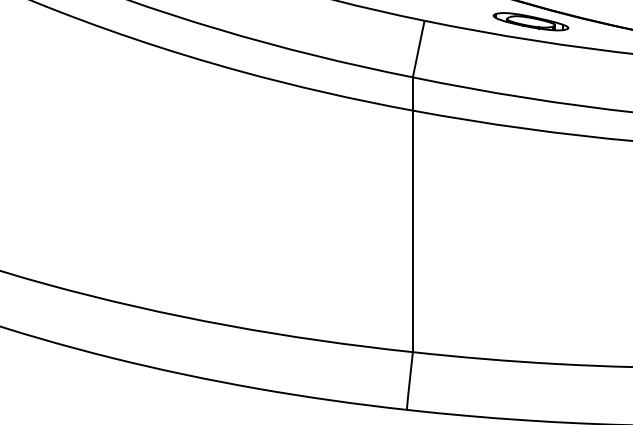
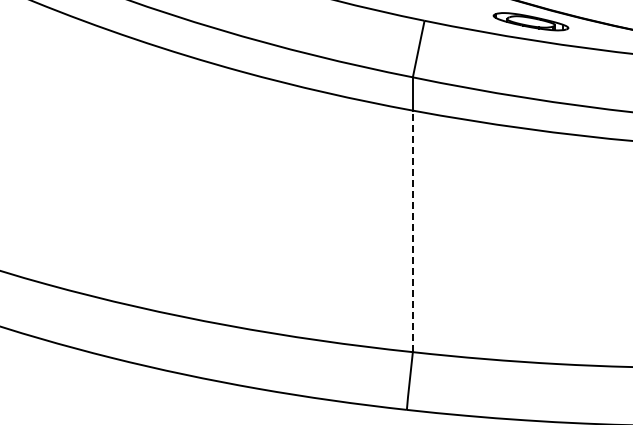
line: solid -> dashed (412, 231)
